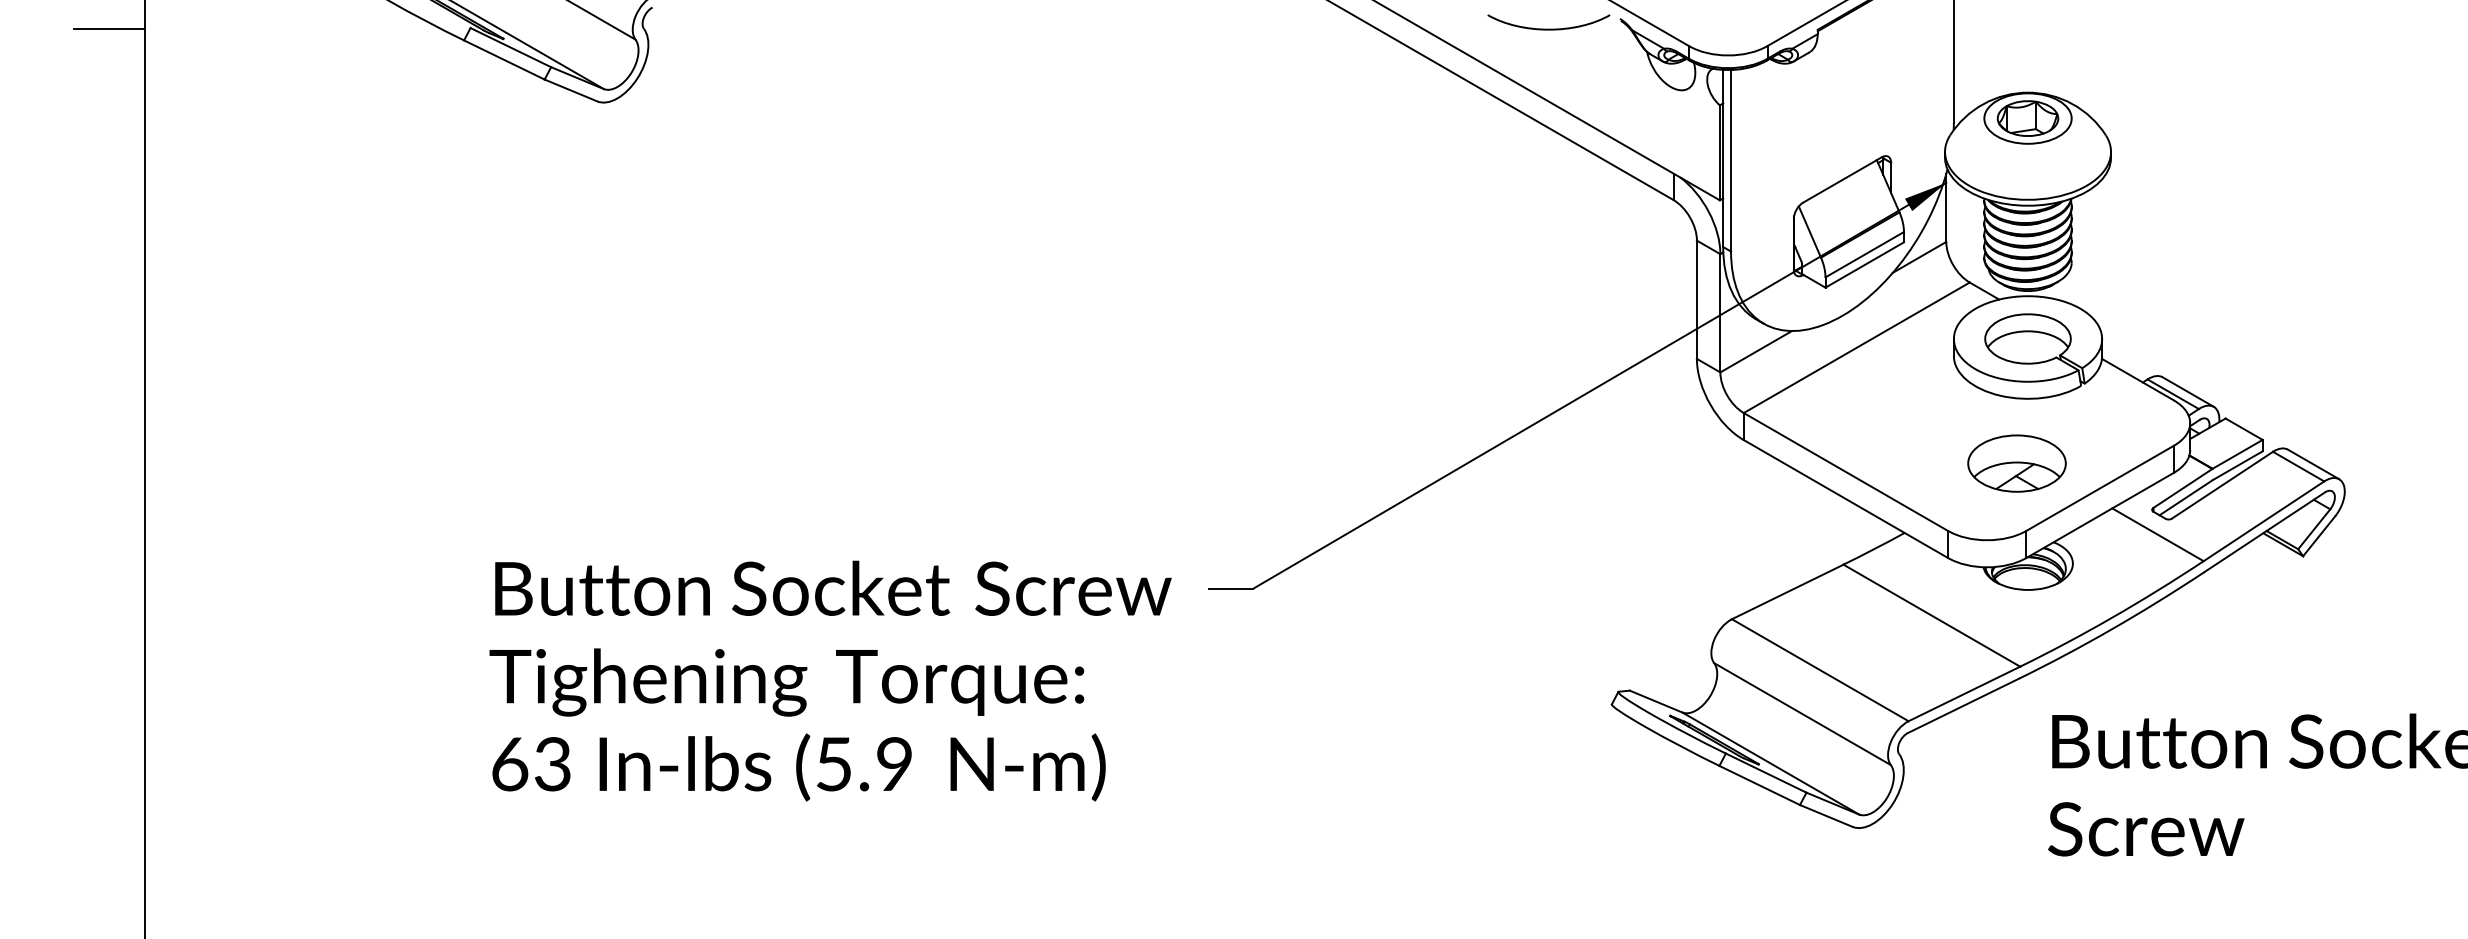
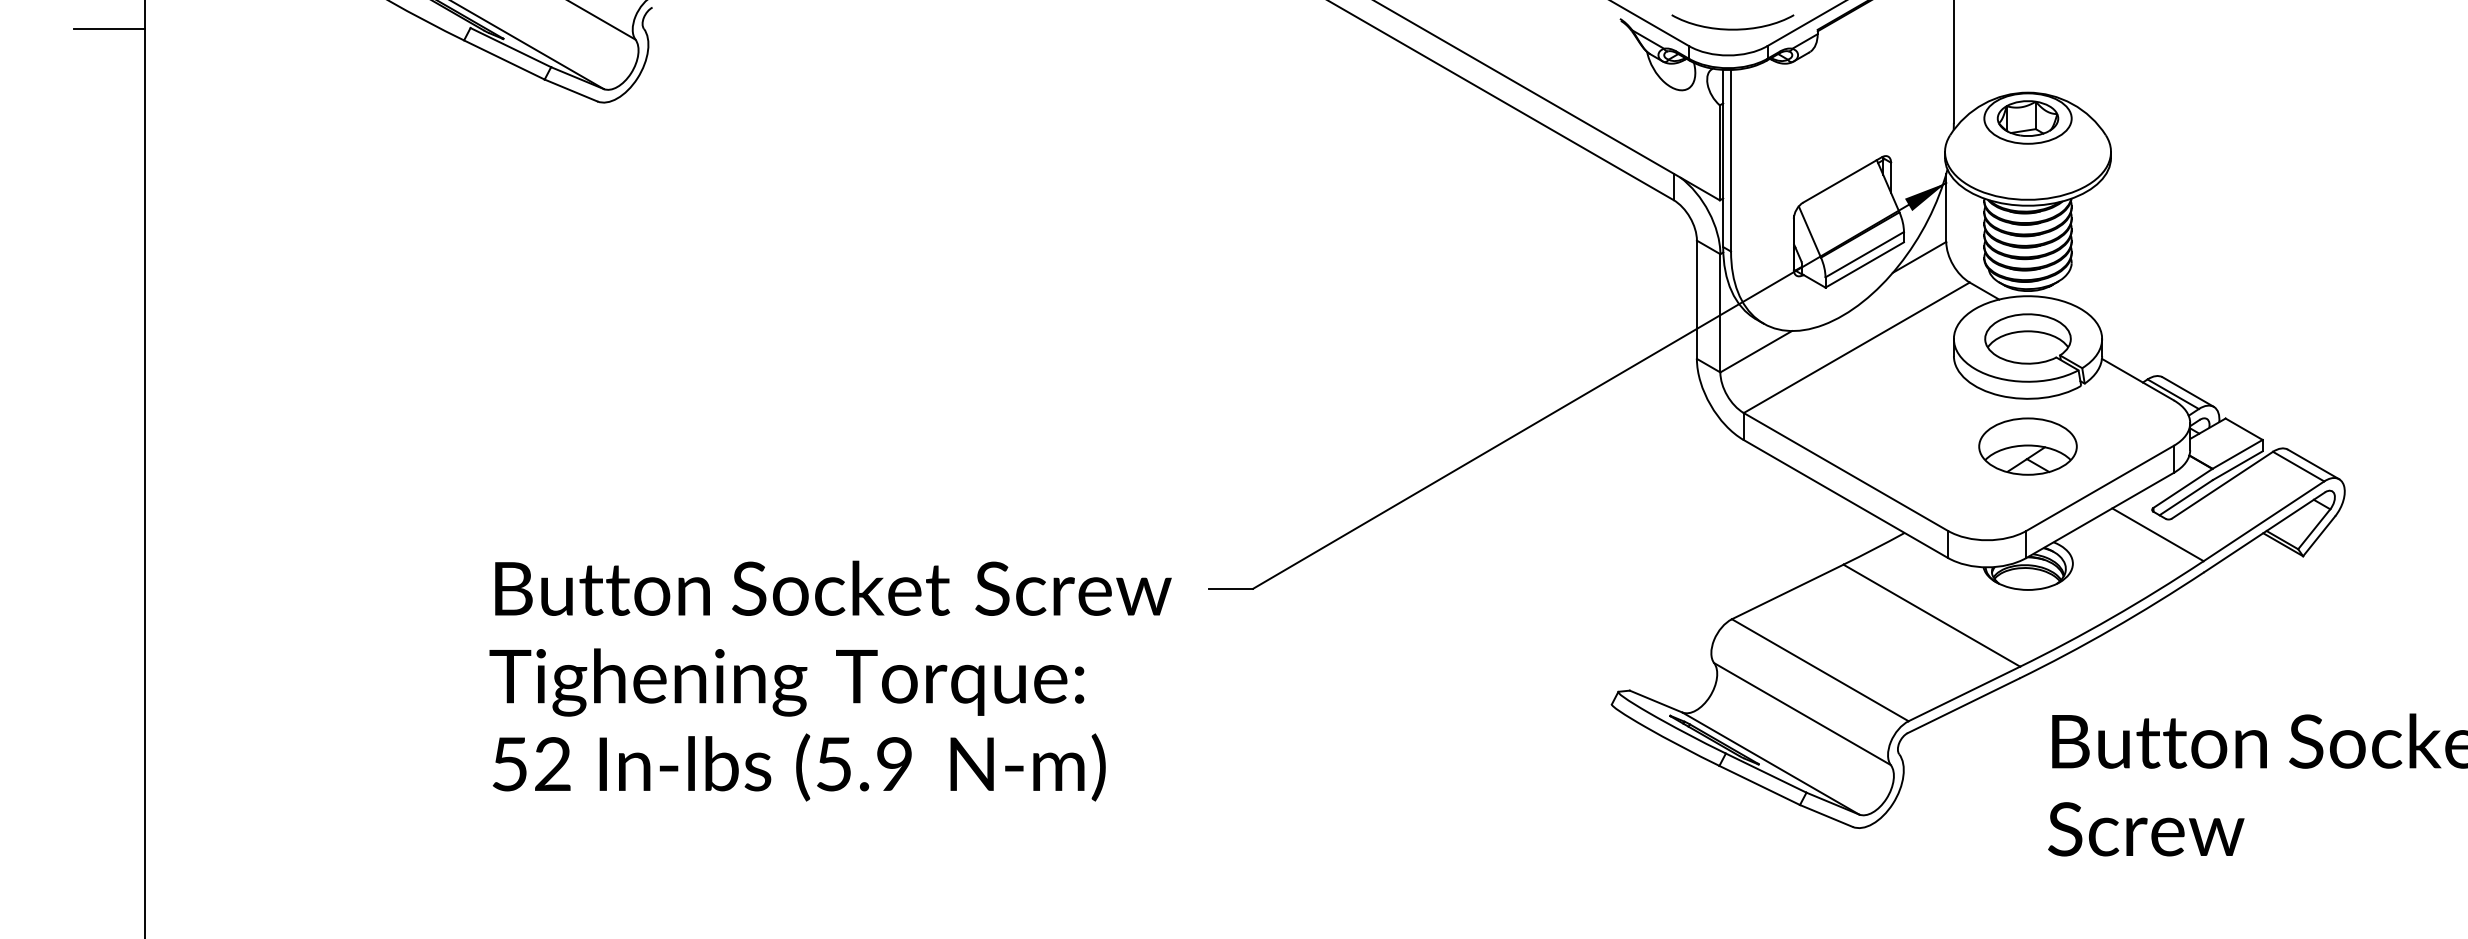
curve position: (1548, 28) -> (1732, 28) (1732, 28)
part position: (2016, 463) -> (2027, 446) (2027, 446)
text: 63 -> 52 (531, 764)
